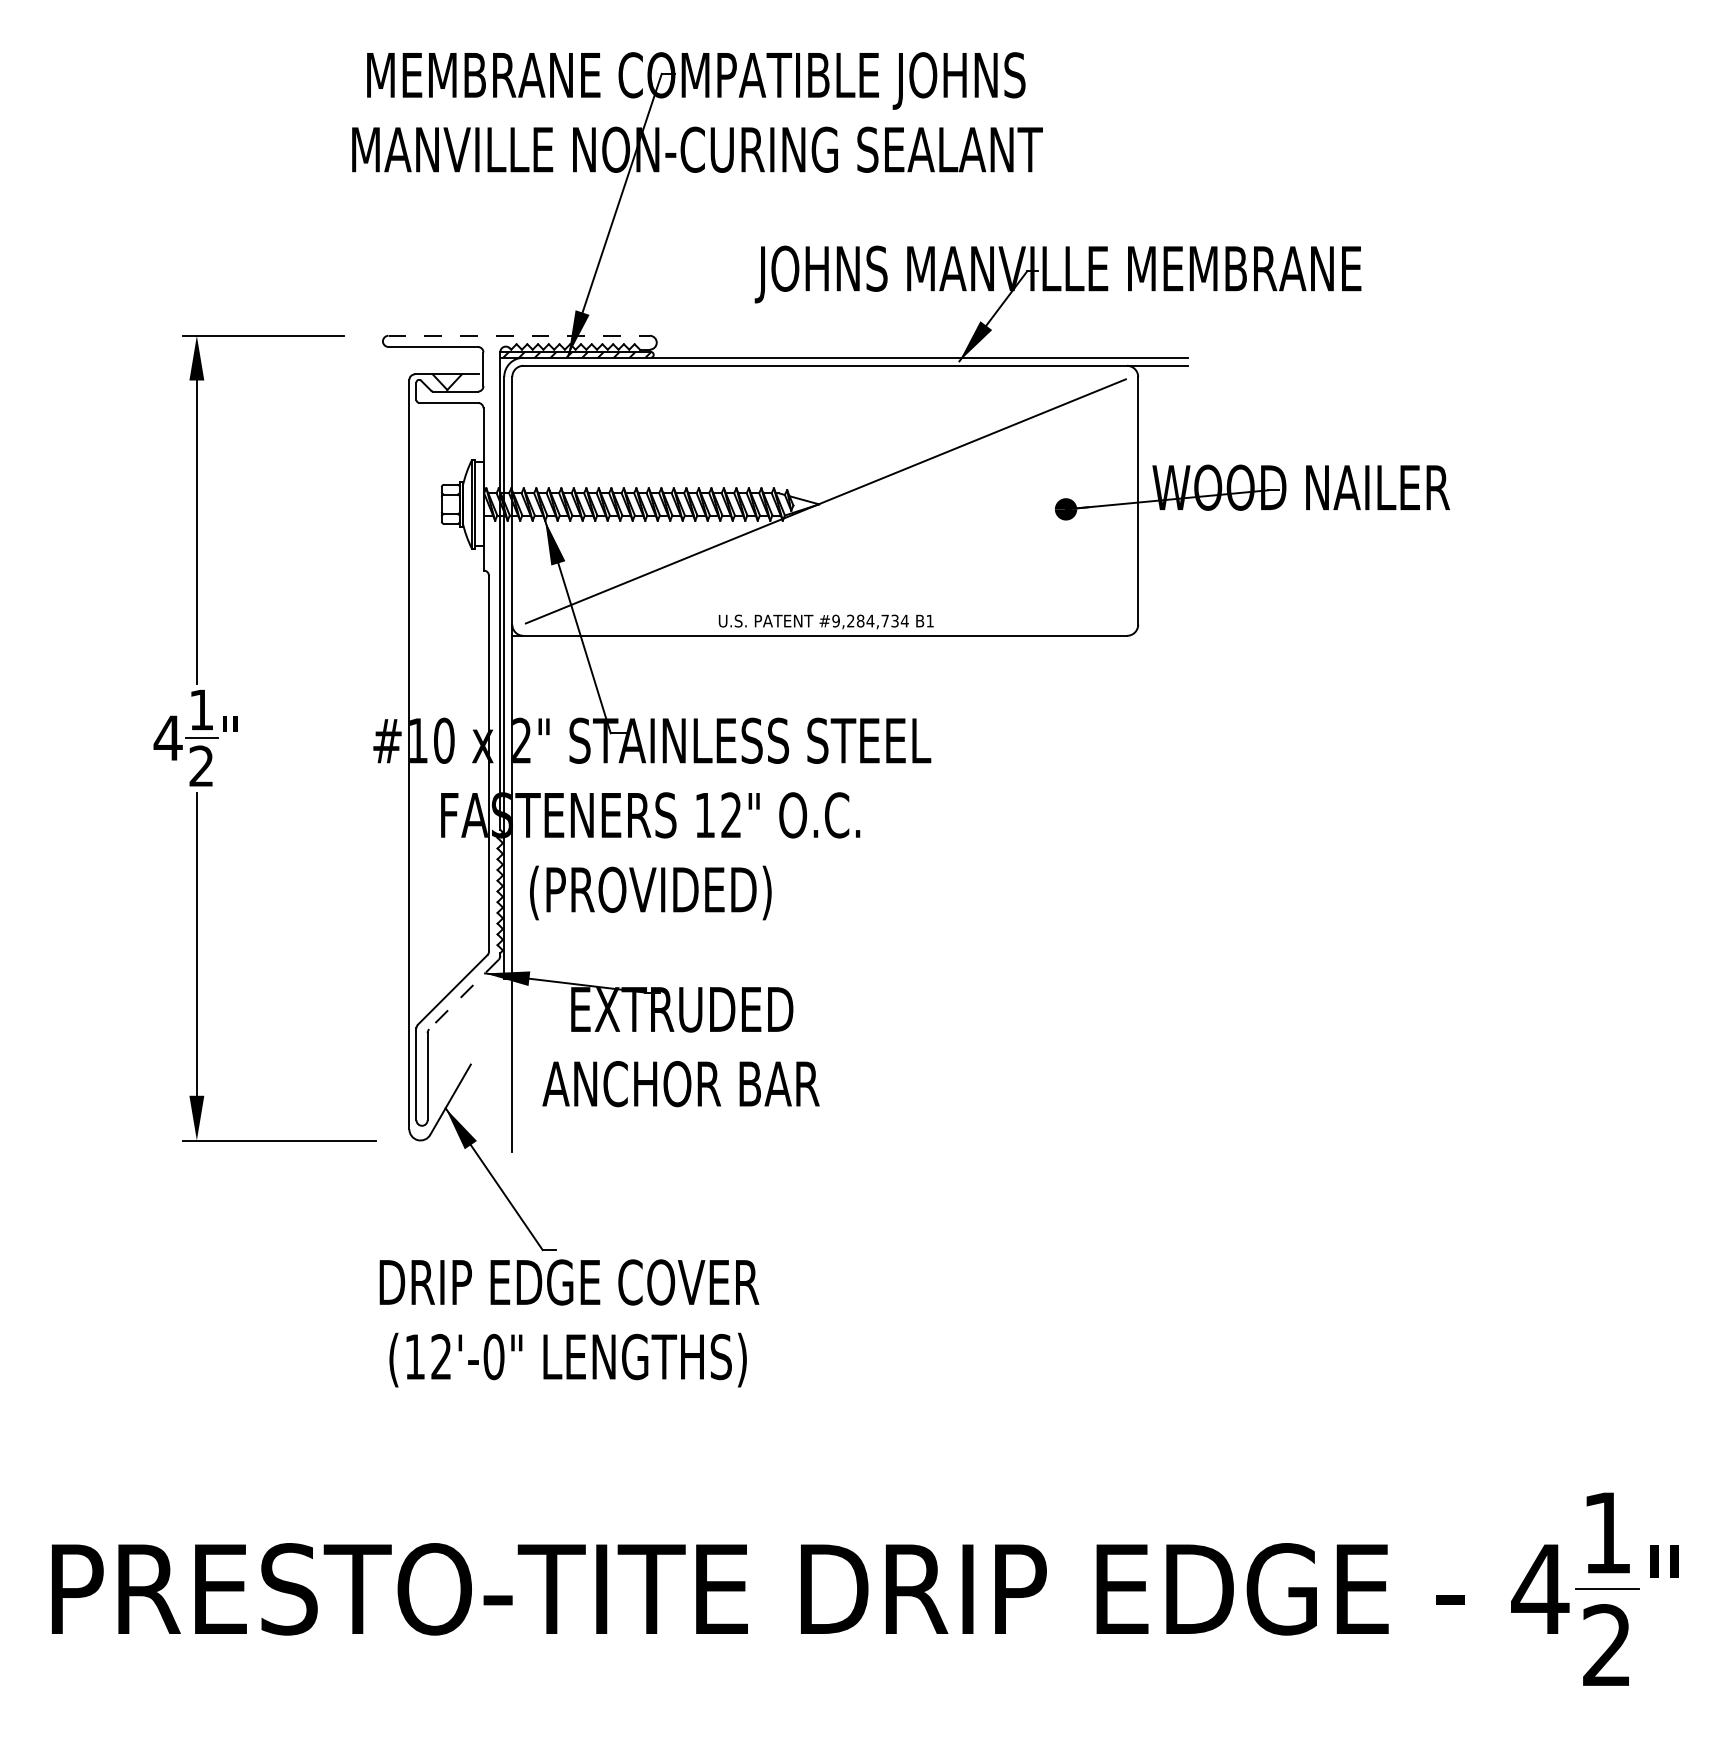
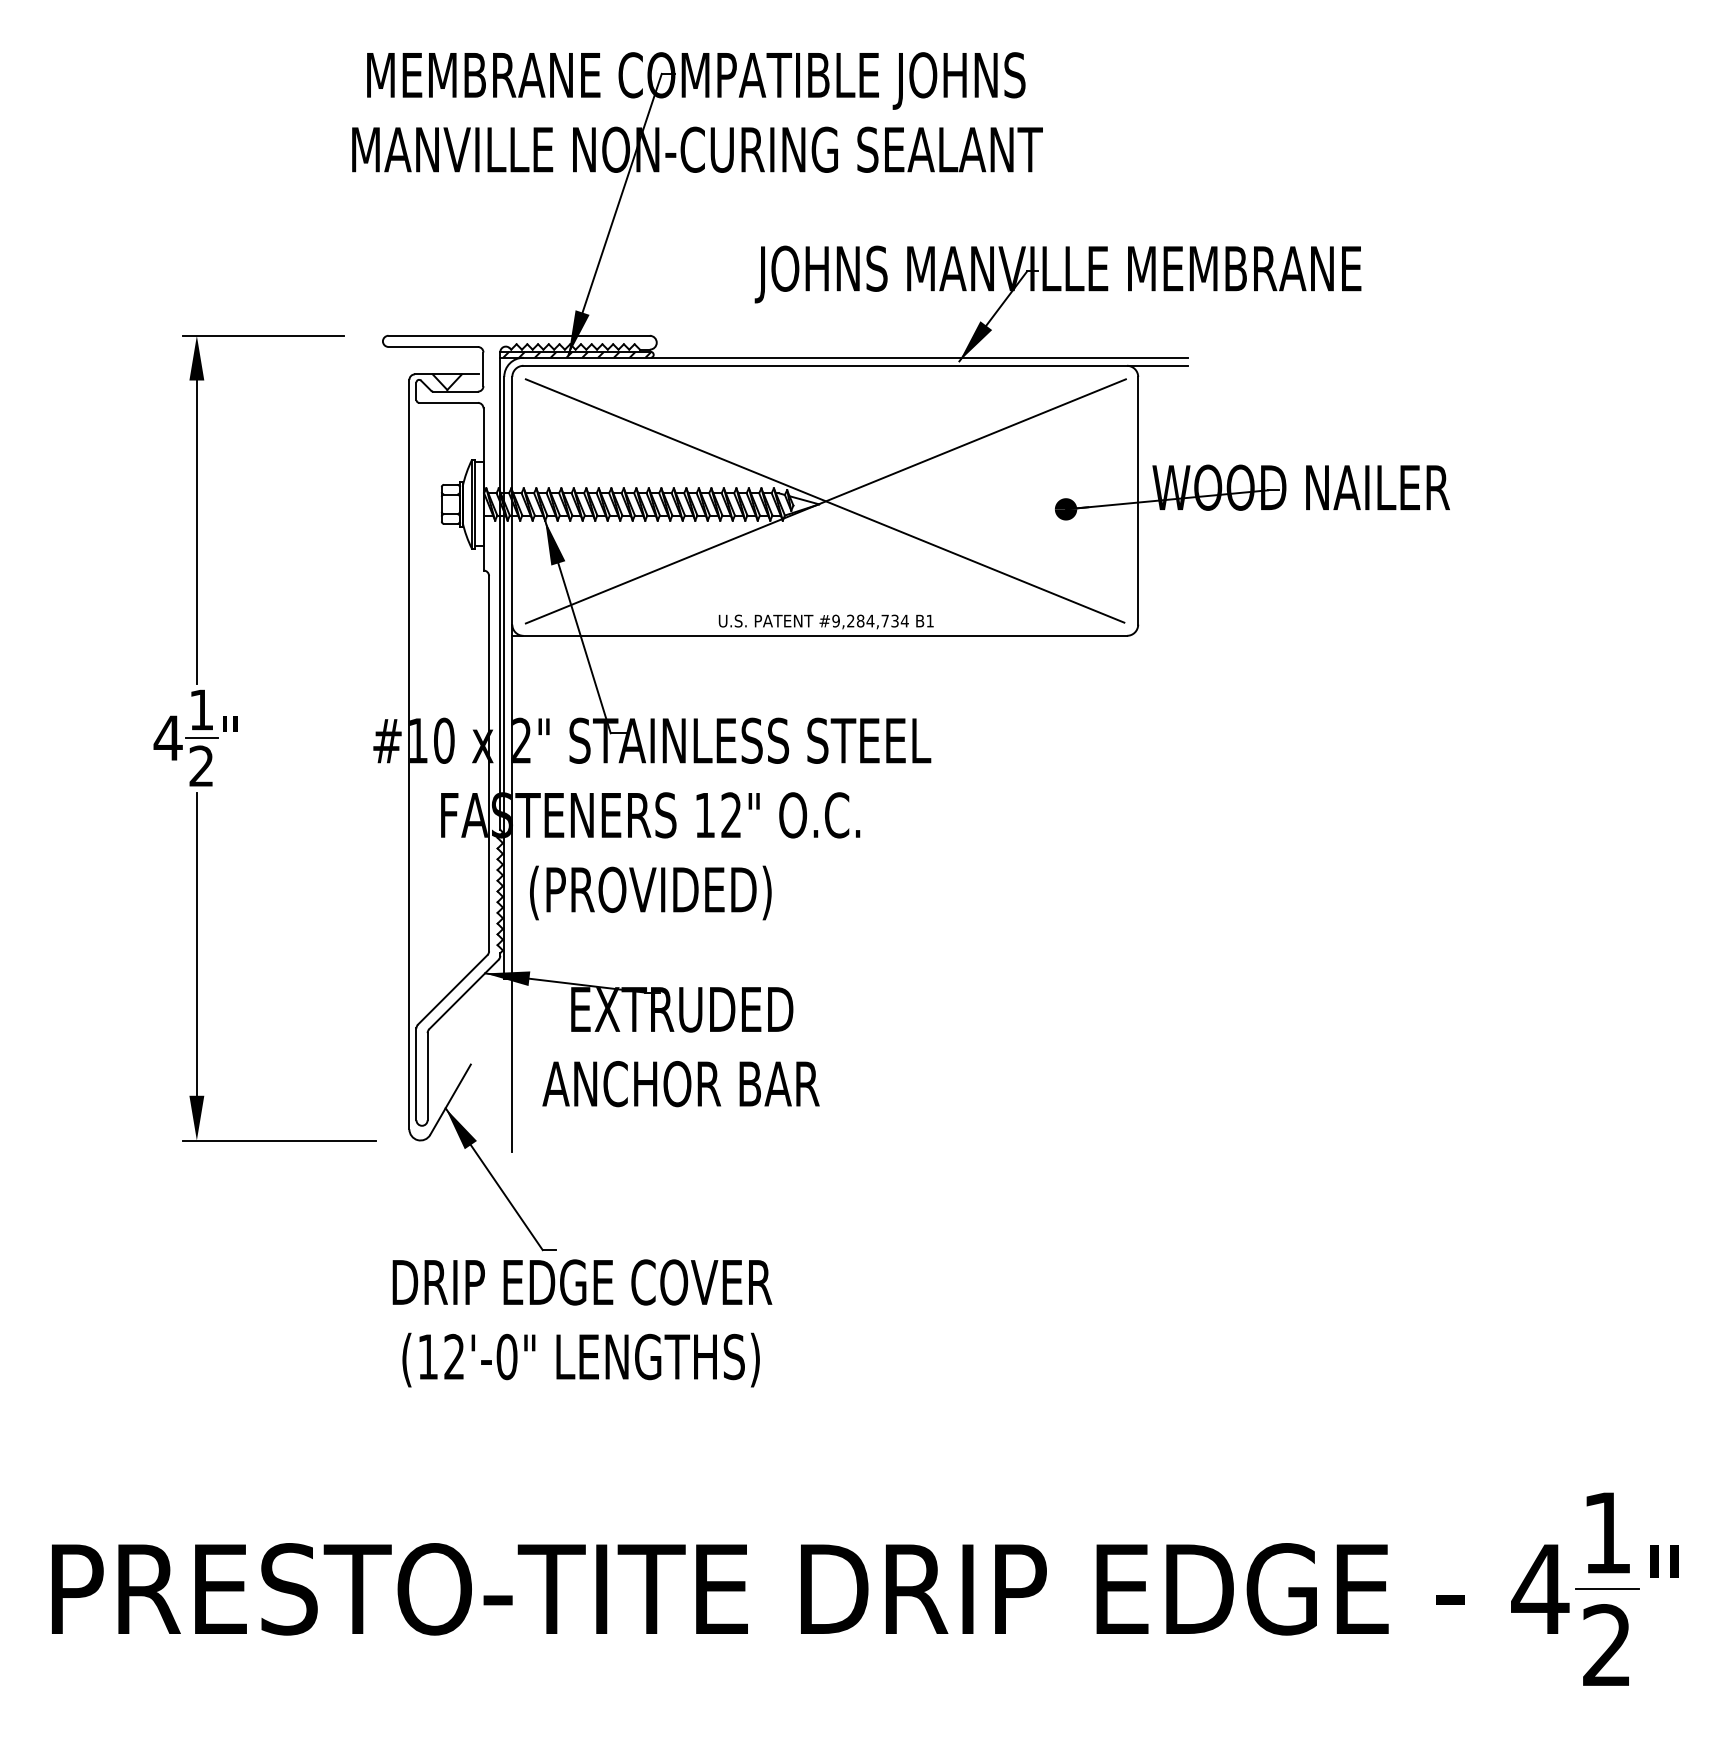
line: dashed -> solid (519, 335)
line: none -> present (824, 500)
line: dashed -> solid (463, 994)
text position: (569, 1323) -> (582, 1323) (582, 1323)
